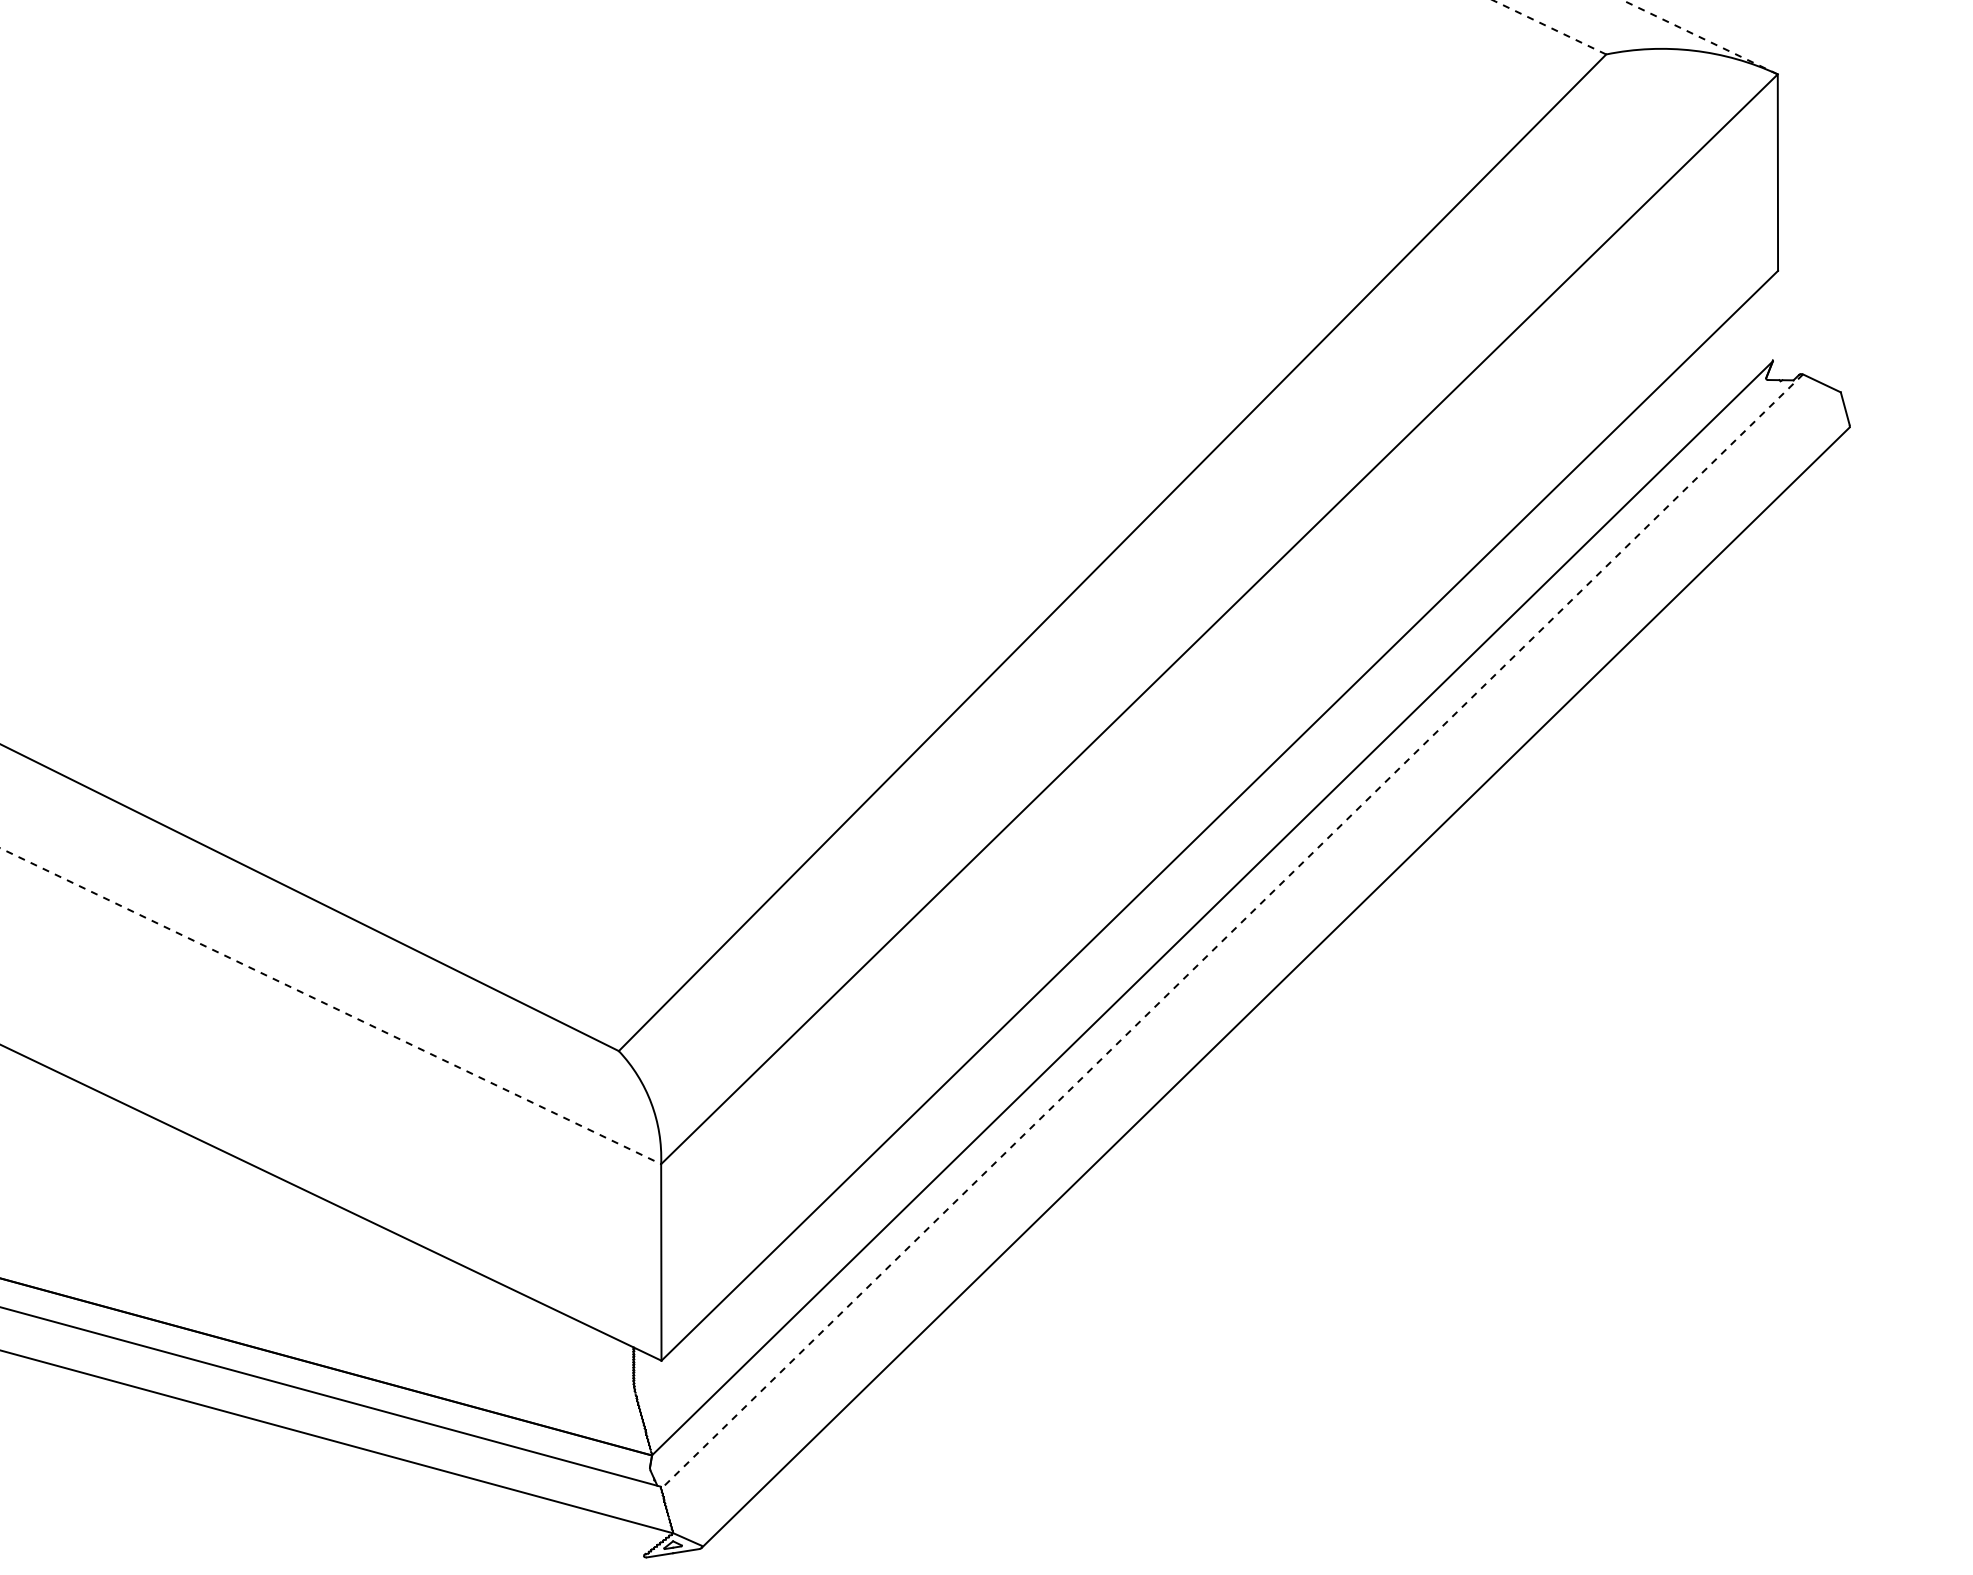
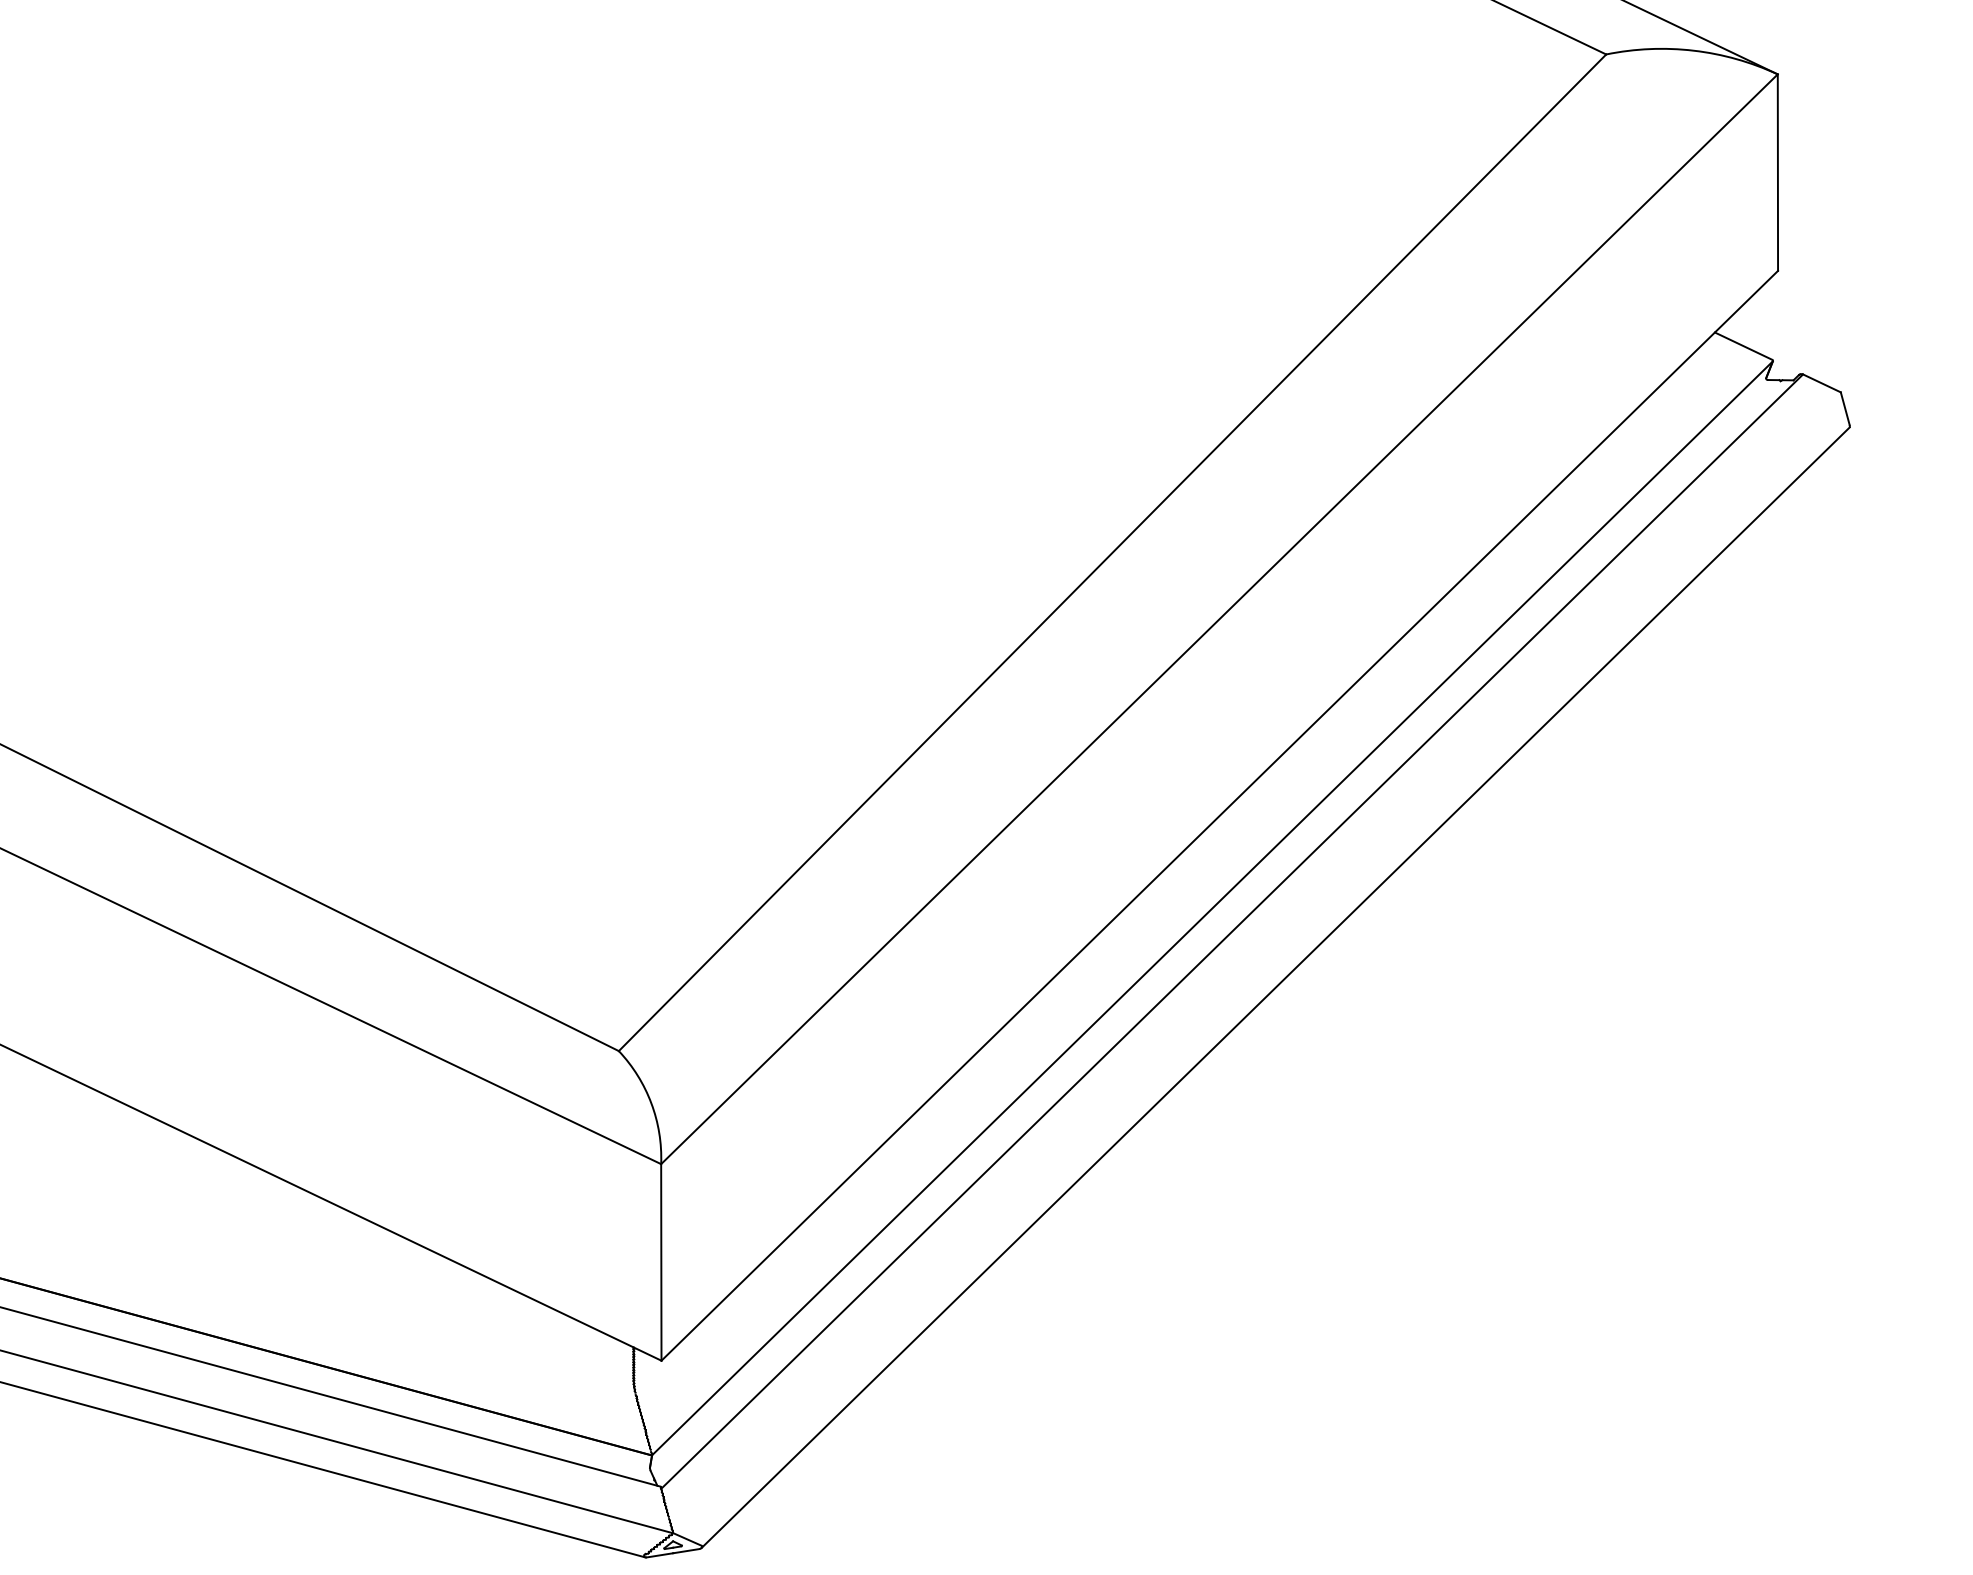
line: dashed -> solid (1549, 27)
line: dashed -> solid (1700, 37)
line: none -> present (1743, 345)
line: dashed -> solid (1232, 931)
line: dashed -> solid (331, 1006)
line: none -> present (323, 1469)
